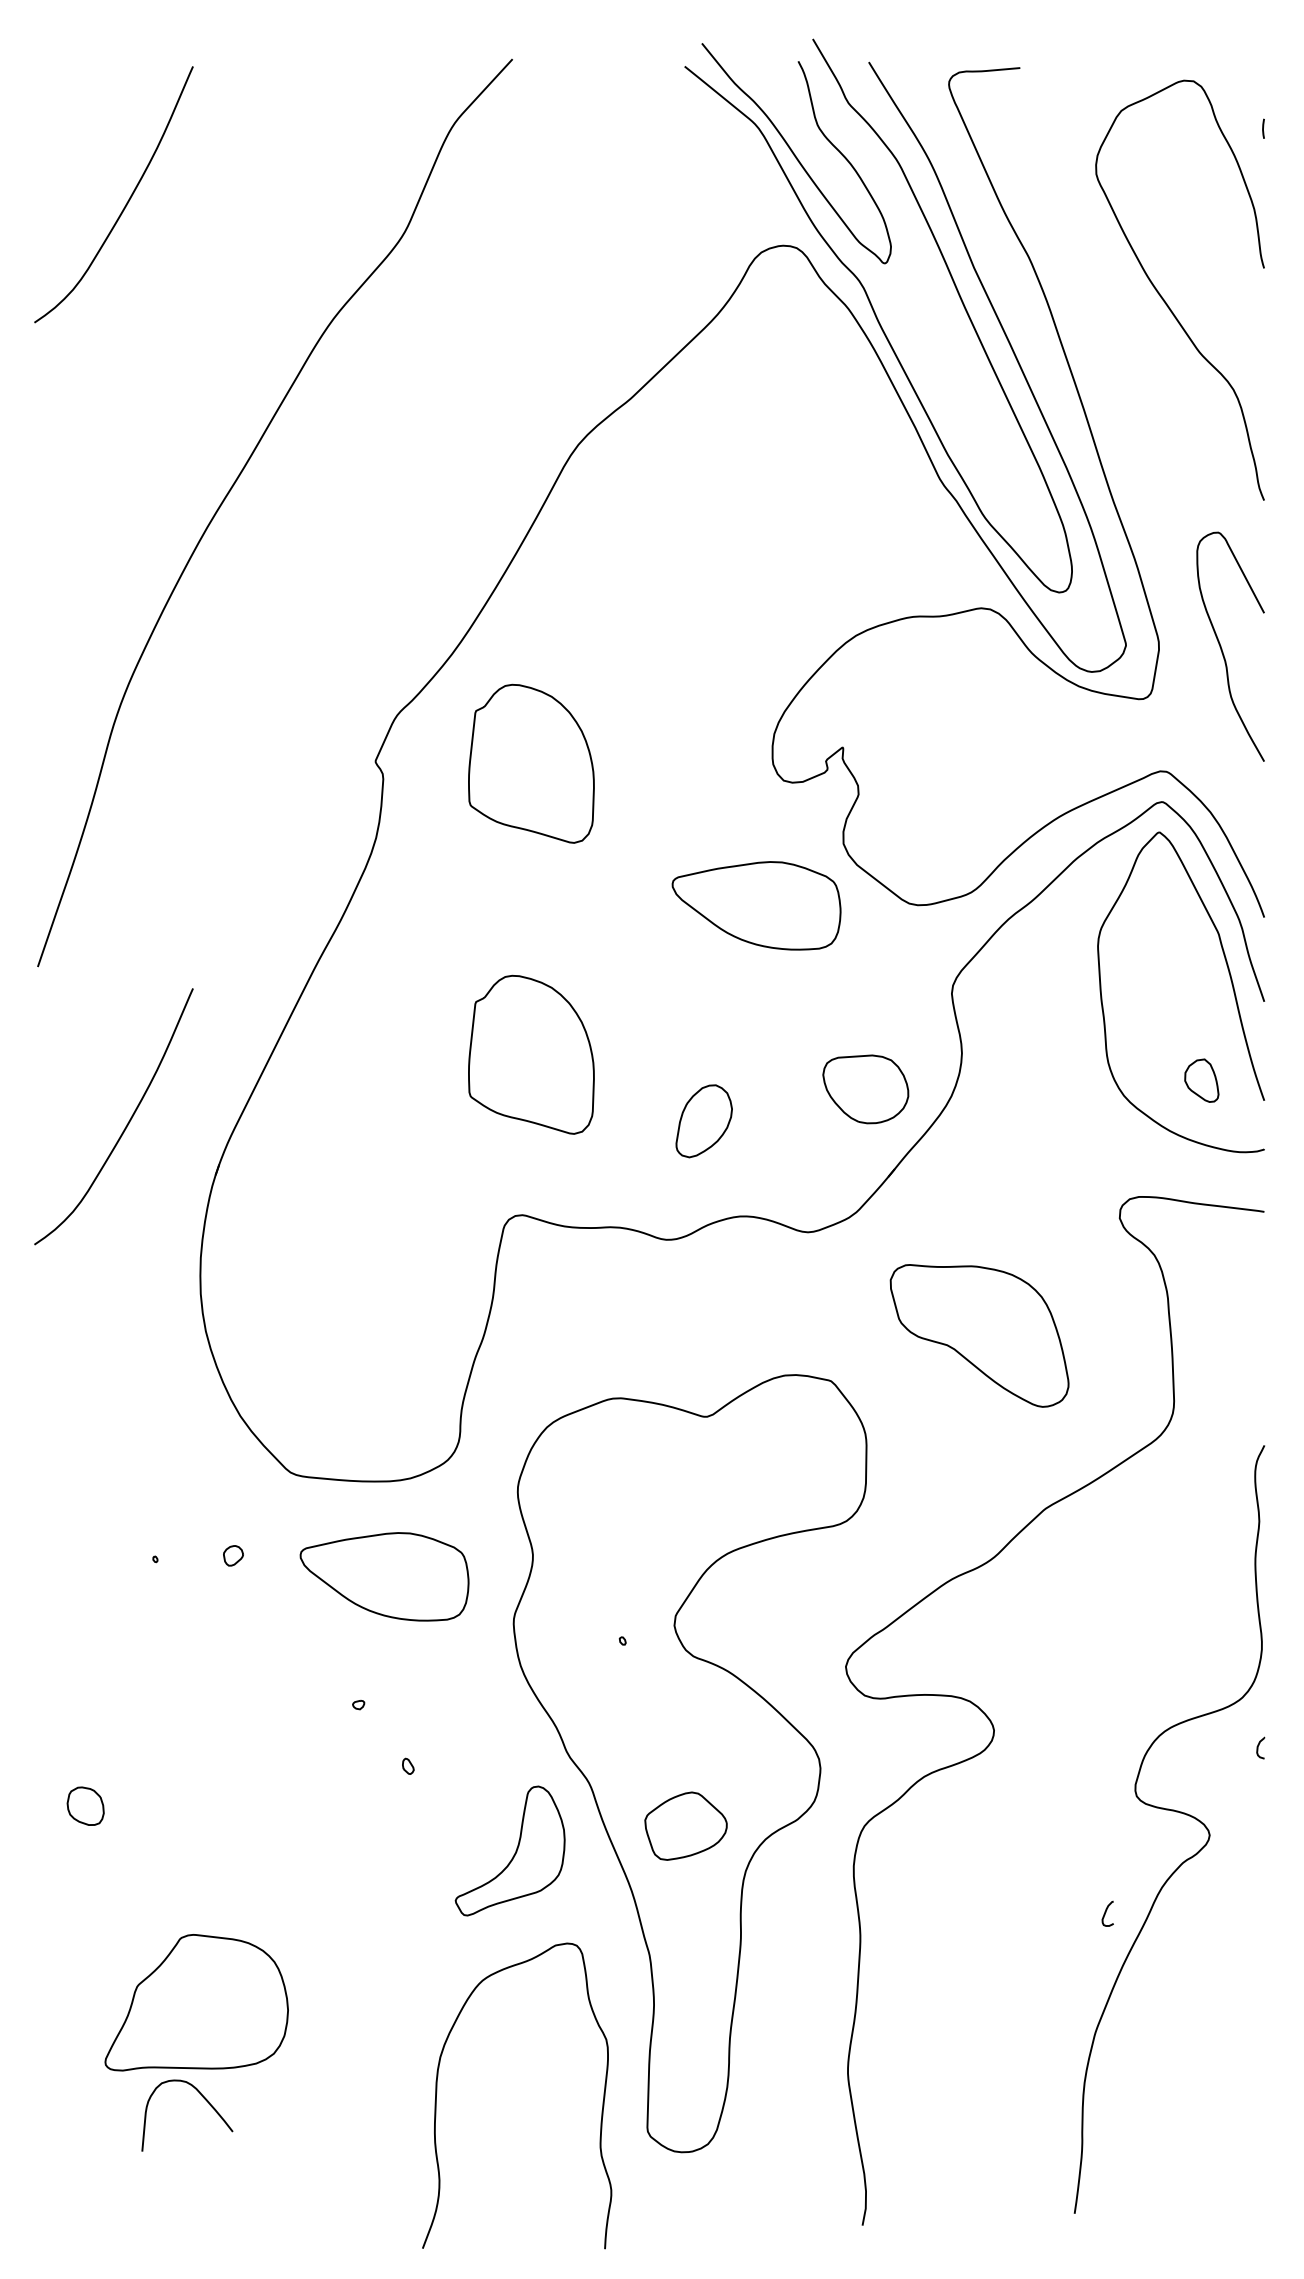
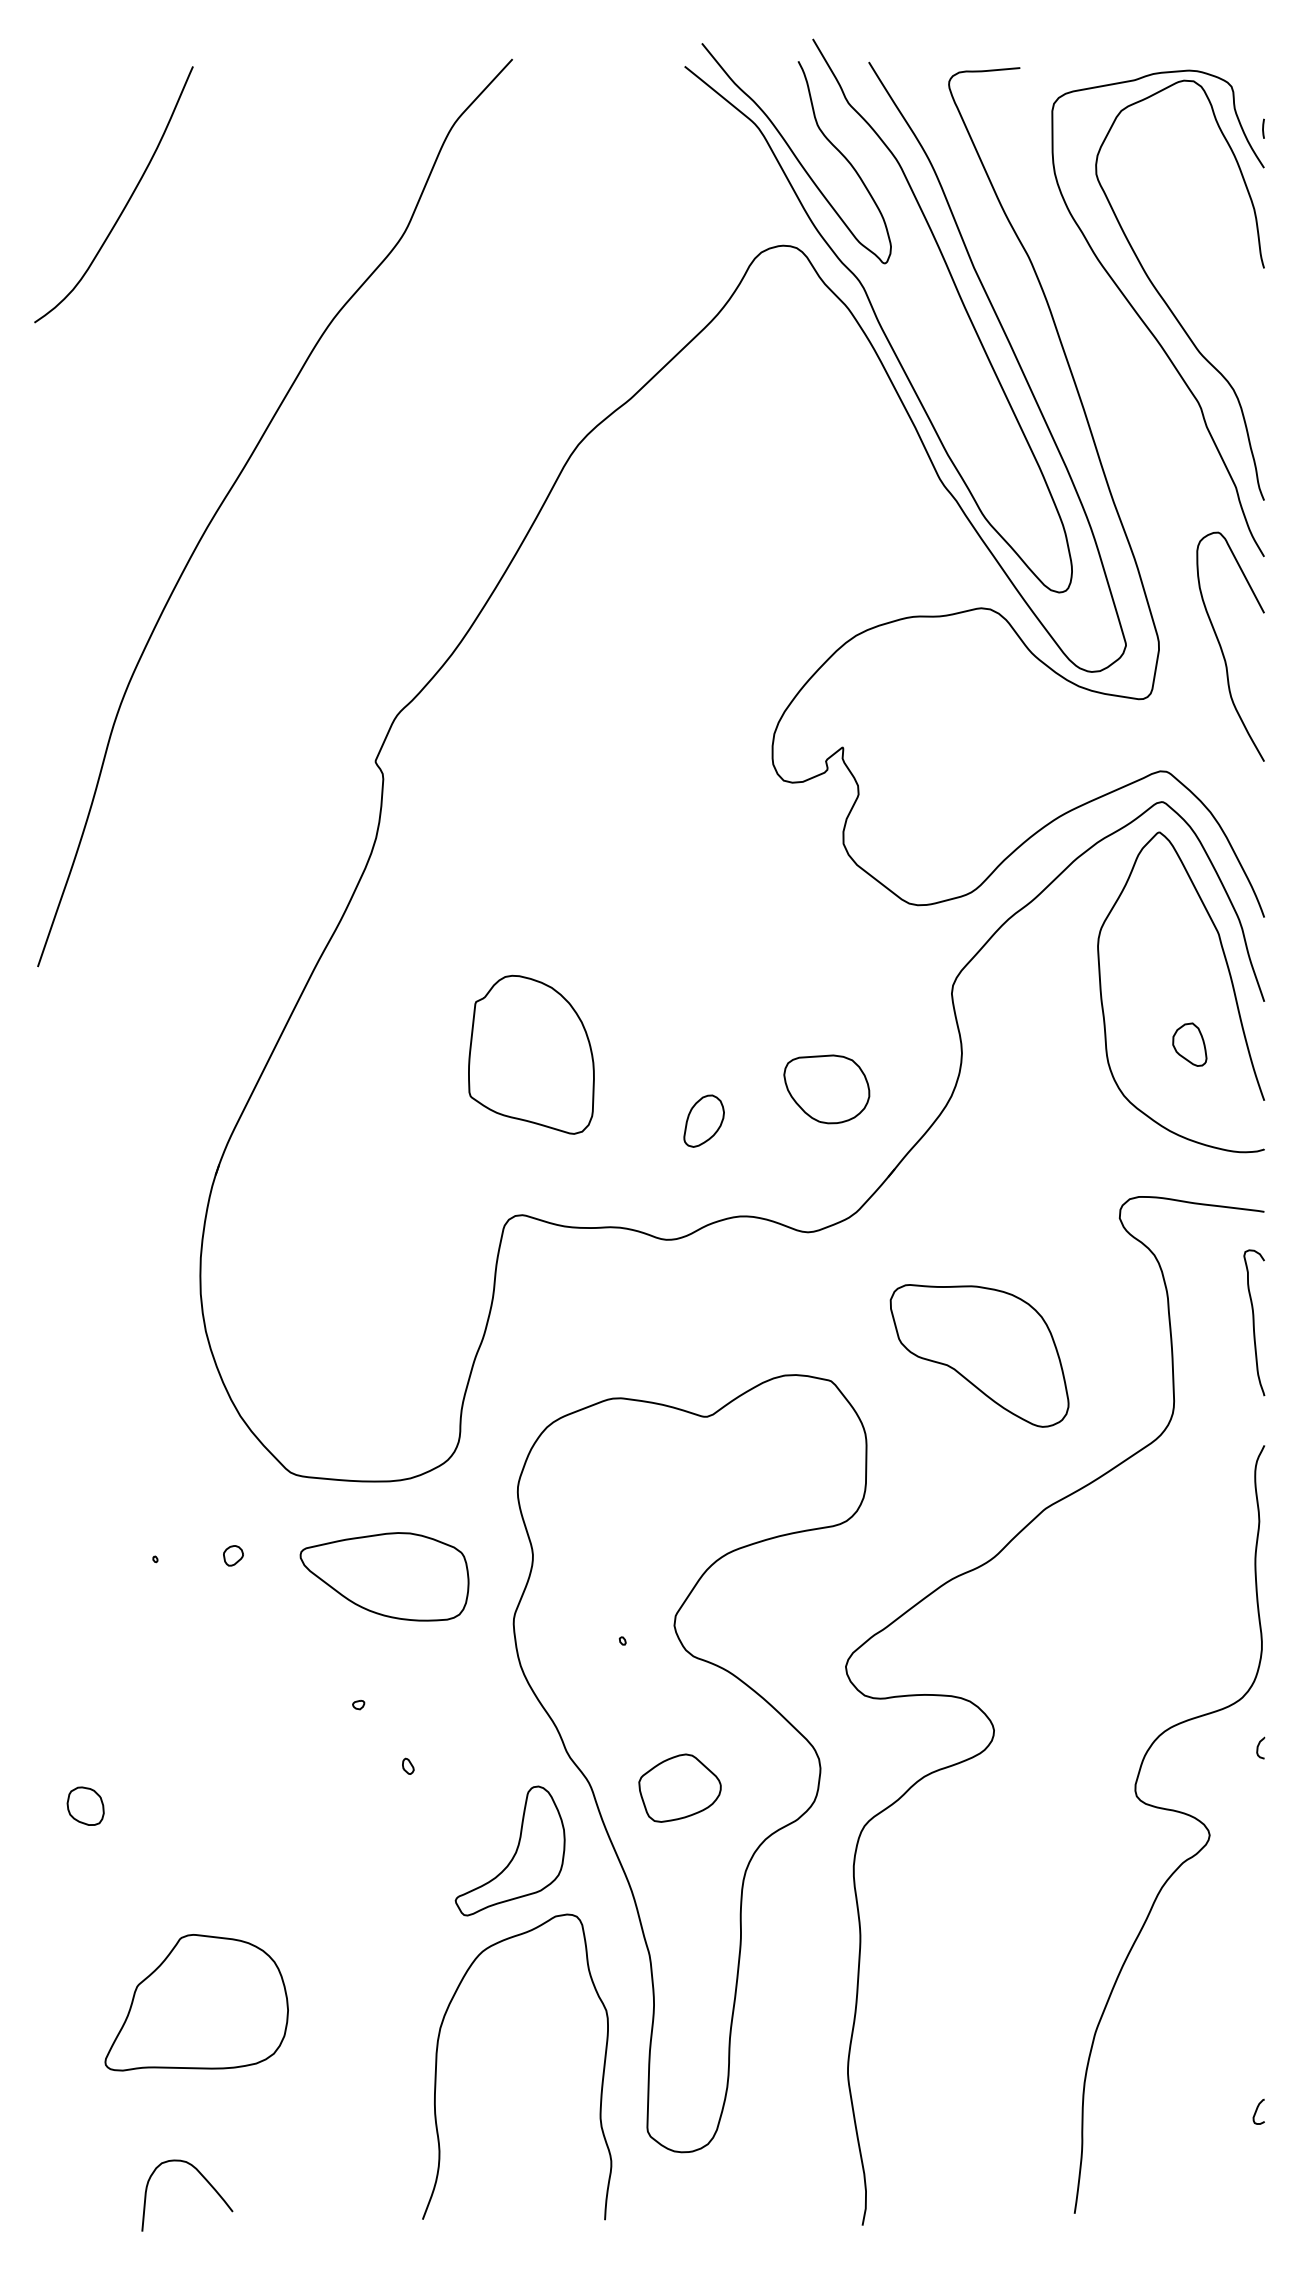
curve: none -> present (1144, 321)
part: present -> none (531, 763)
part: present -> none (756, 905)
part position: (1201, 1080) -> (1189, 1044) (1189, 1044)
part position: (865, 1089) -> (826, 1089) (826, 1089)
part size: 58x75 px -> 42x54 px (703, 1120)
curve: present -> none (127, 1122)
curve: none -> present (1254, 1322)
part position: (979, 1335) -> (979, 1355) (979, 1355)
part position: (685, 1825) -> (679, 1787) (679, 1787)
curve position: (1106, 1912) -> (1257, 2110) (1257, 2110)
curve position: (437, 2092) -> (437, 2063) (437, 2063)
curve position: (203, 2098) -> (203, 2178) (203, 2178)
